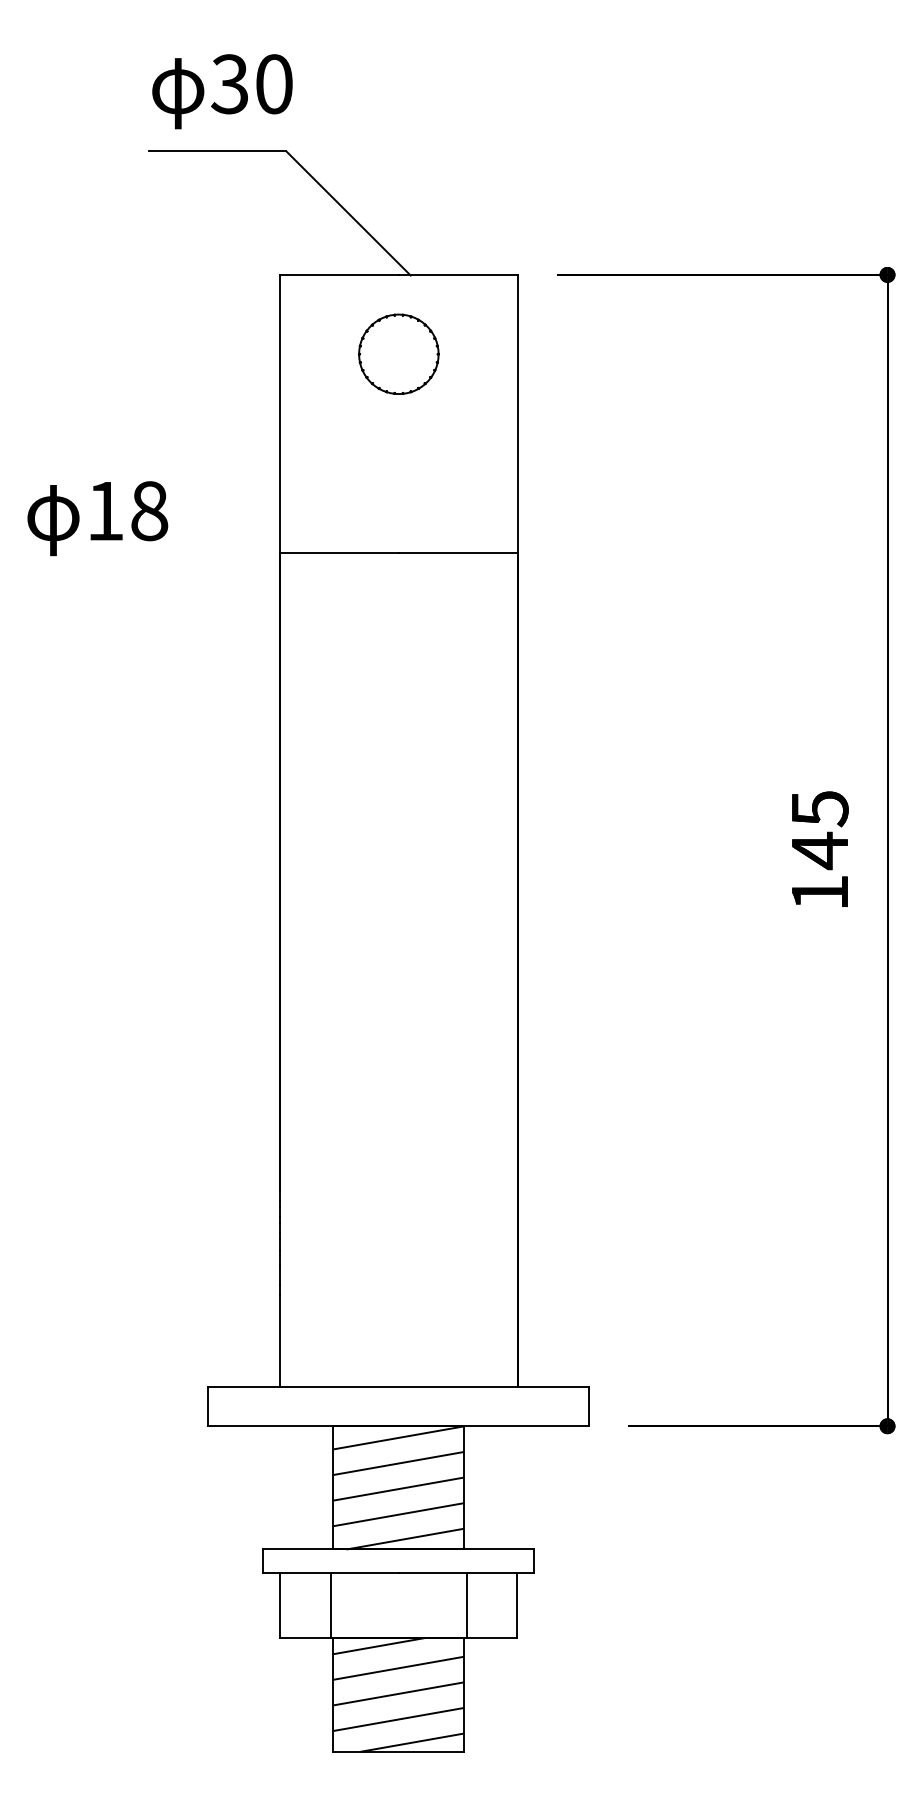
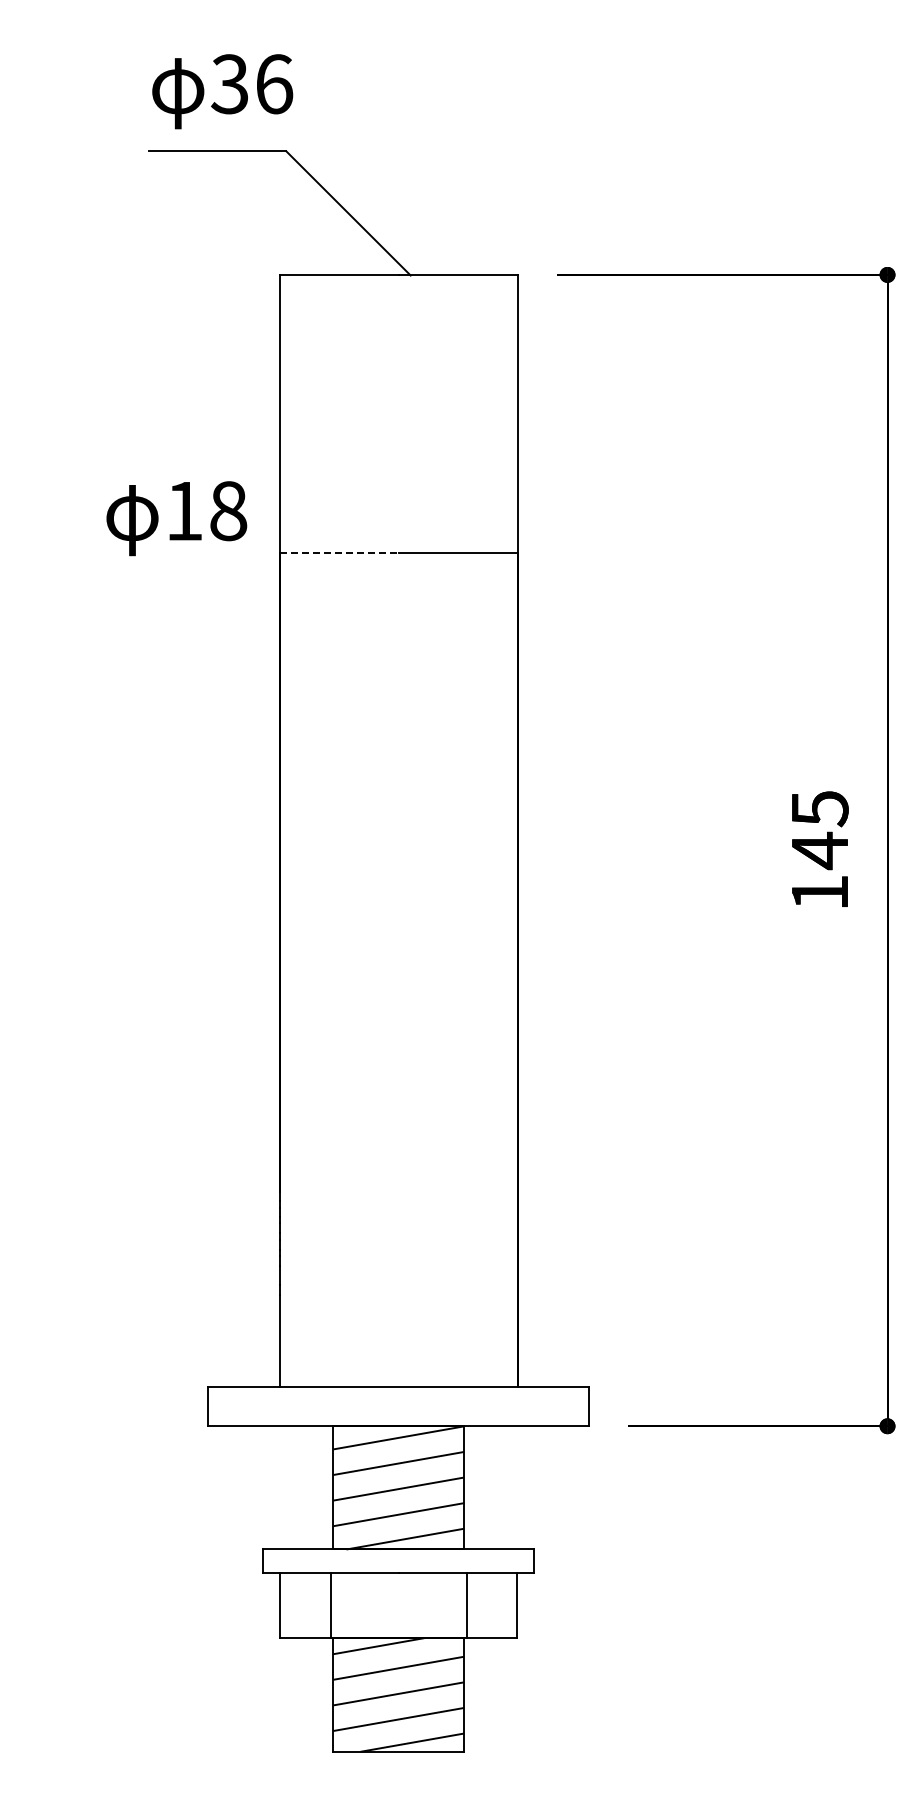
text: 30 -> 36 (274, 84)
part: present -> none (398, 353)
text position: (97, 518) -> (176, 518) (176, 518)
line: solid -> dashed (339, 552)
